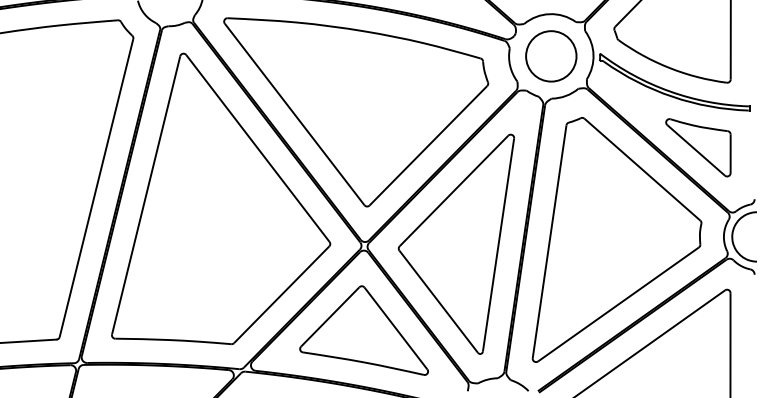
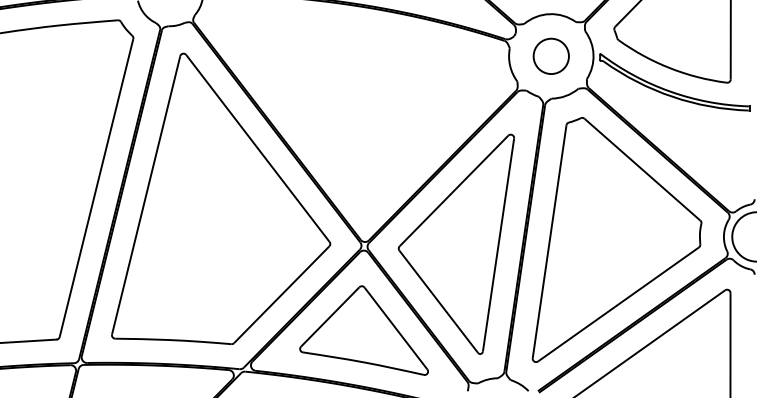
circle diameter: 50 px -> 35 px (550, 56)
part: present -> none (356, 112)
part: present -> none (698, 147)
